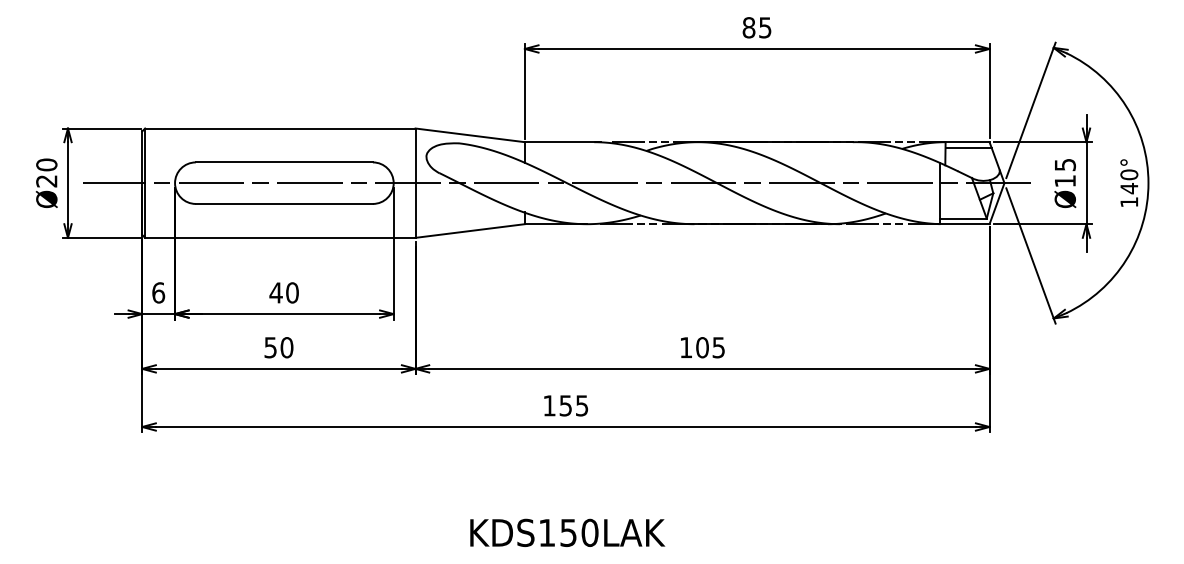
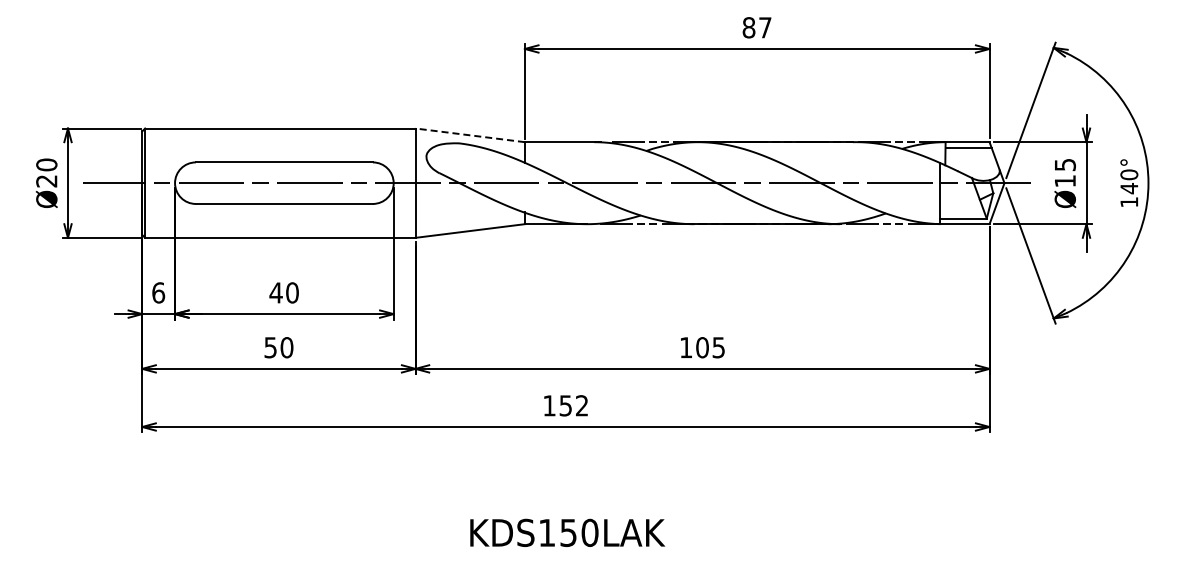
text: 85 -> 87 (765, 27)
line: solid -> dashed (469, 135)
text: 155 -> 152 (582, 405)
